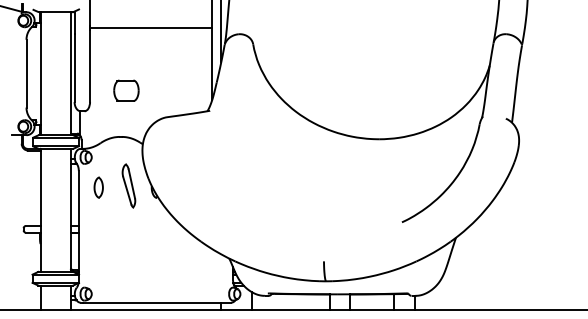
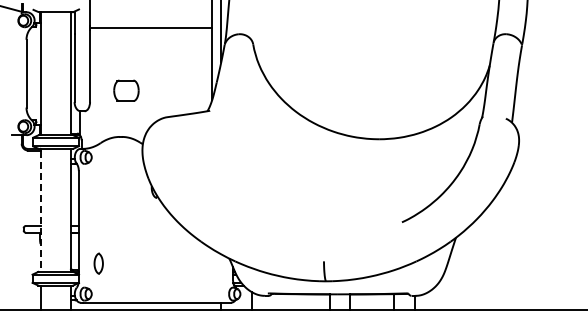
part: present -> none (128, 185)
part position: (98, 187) -> (98, 263) (98, 263)
line: solid -> dashed (40, 211)
